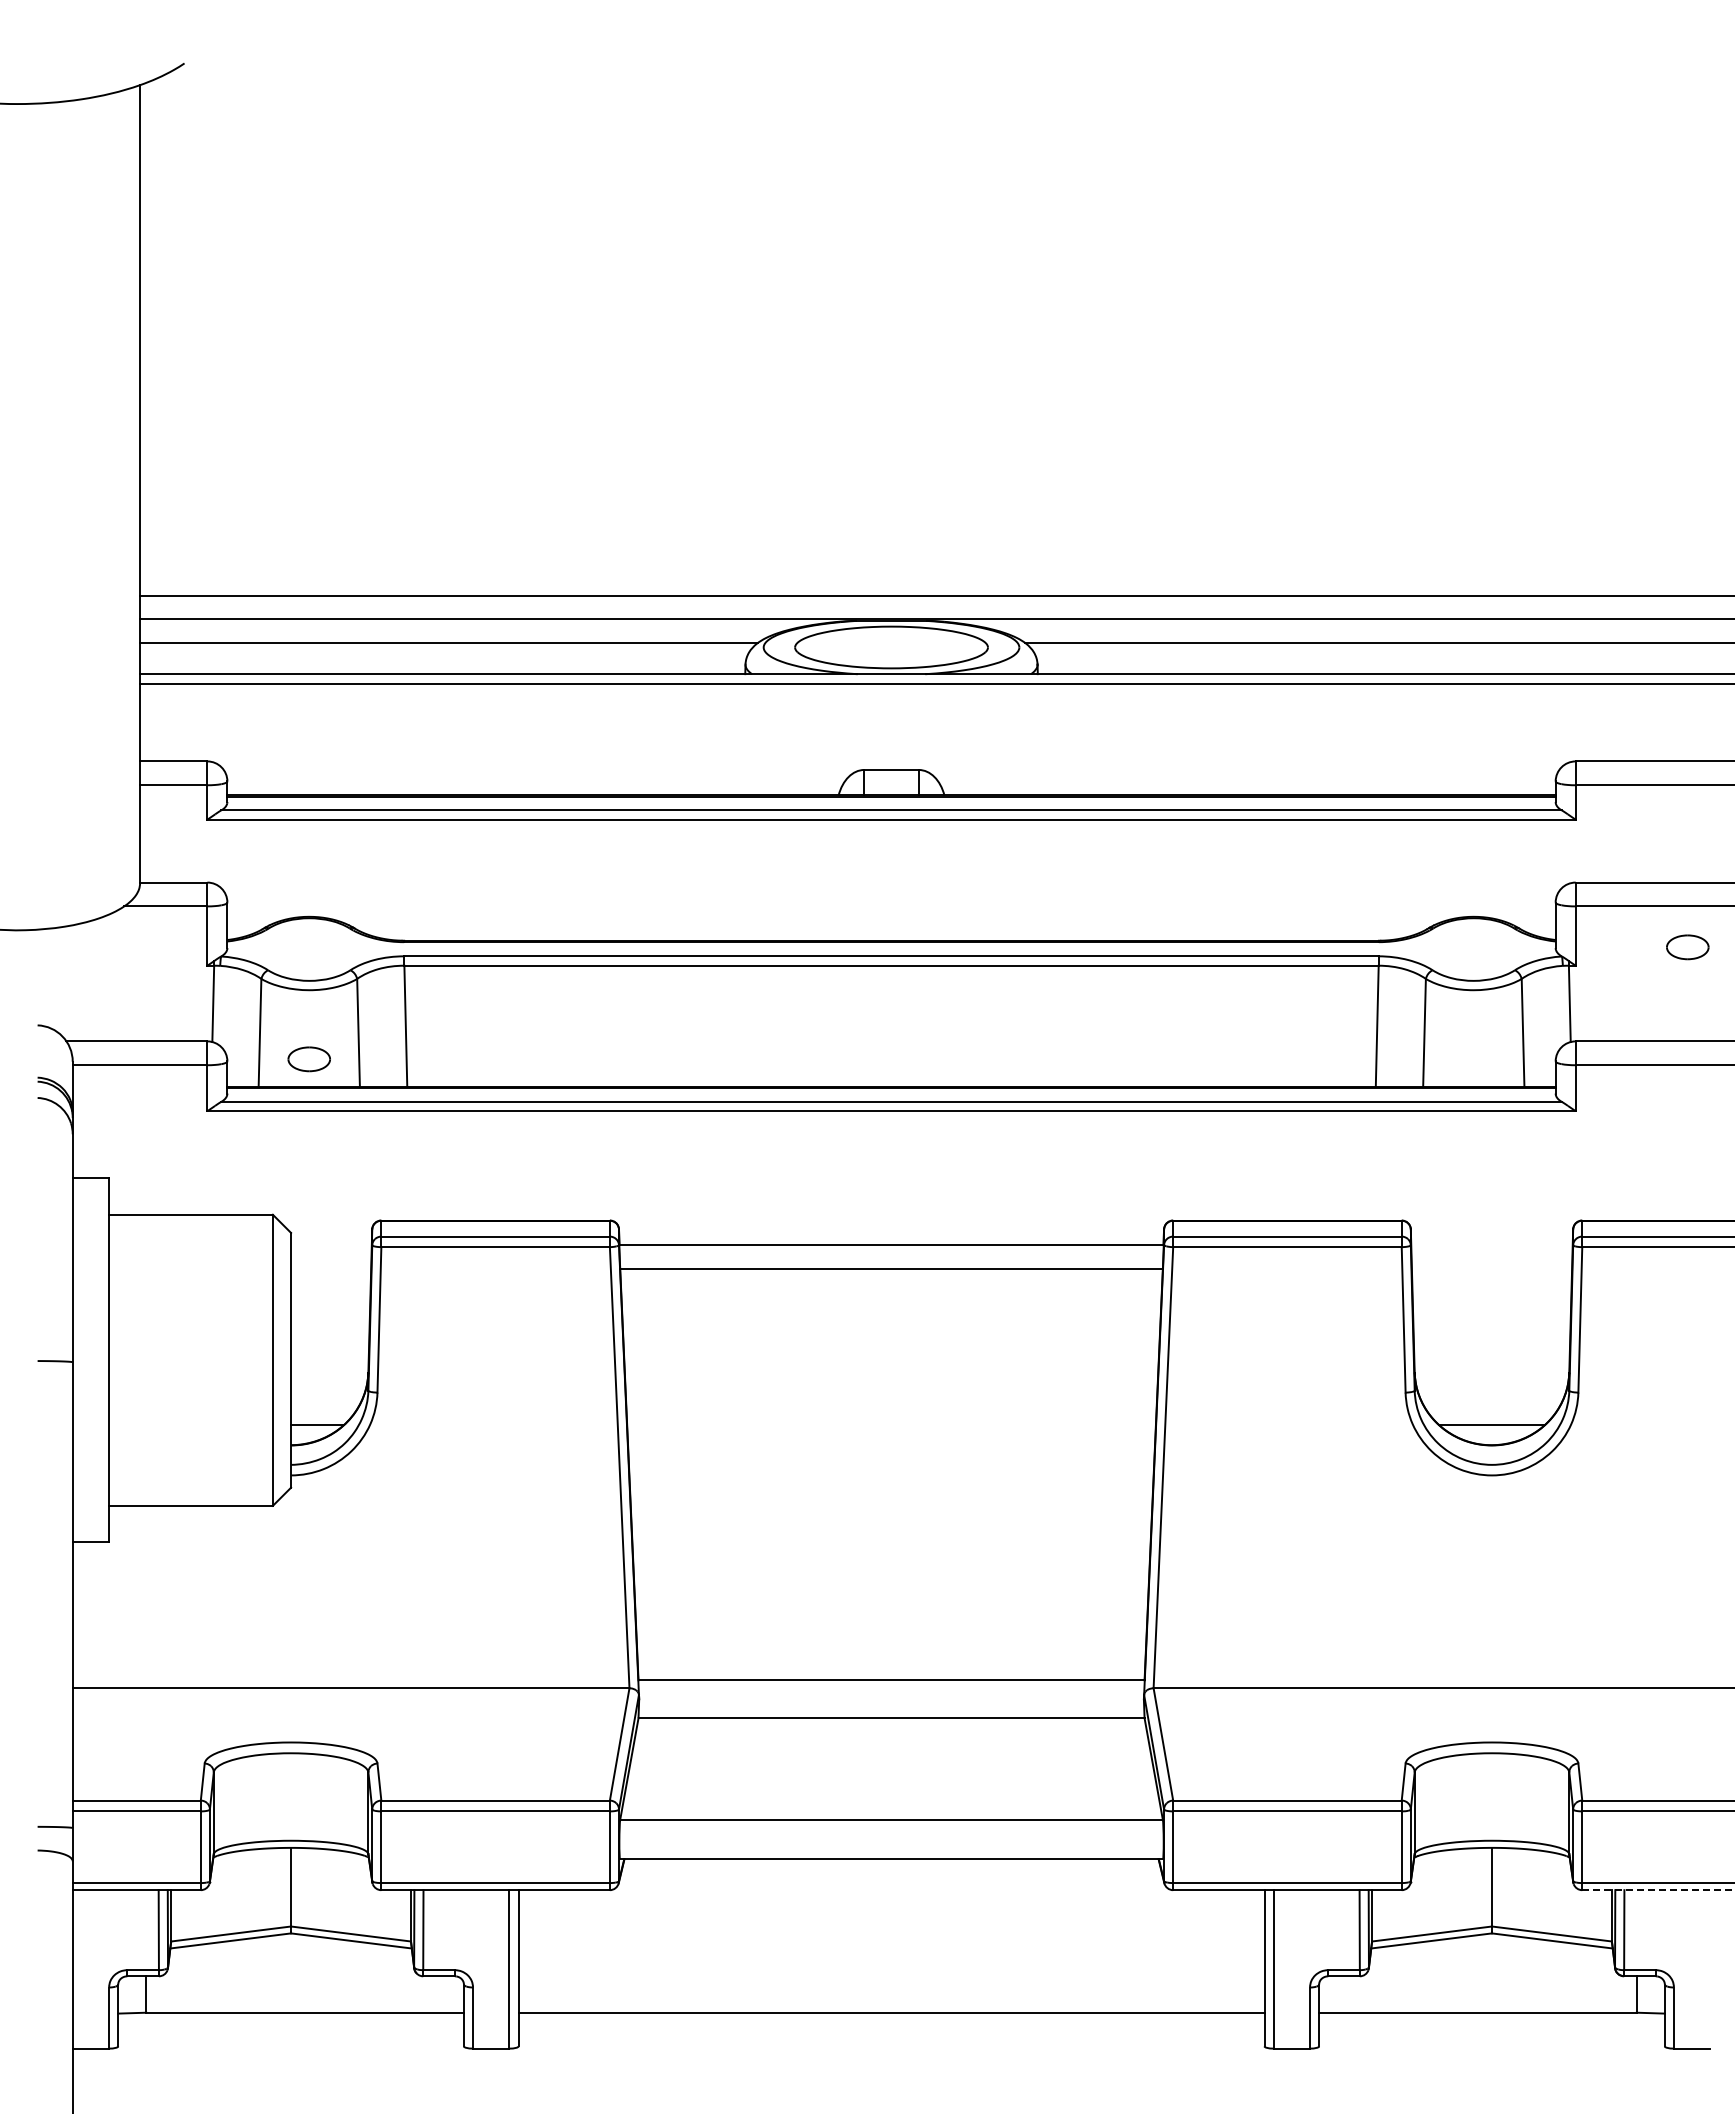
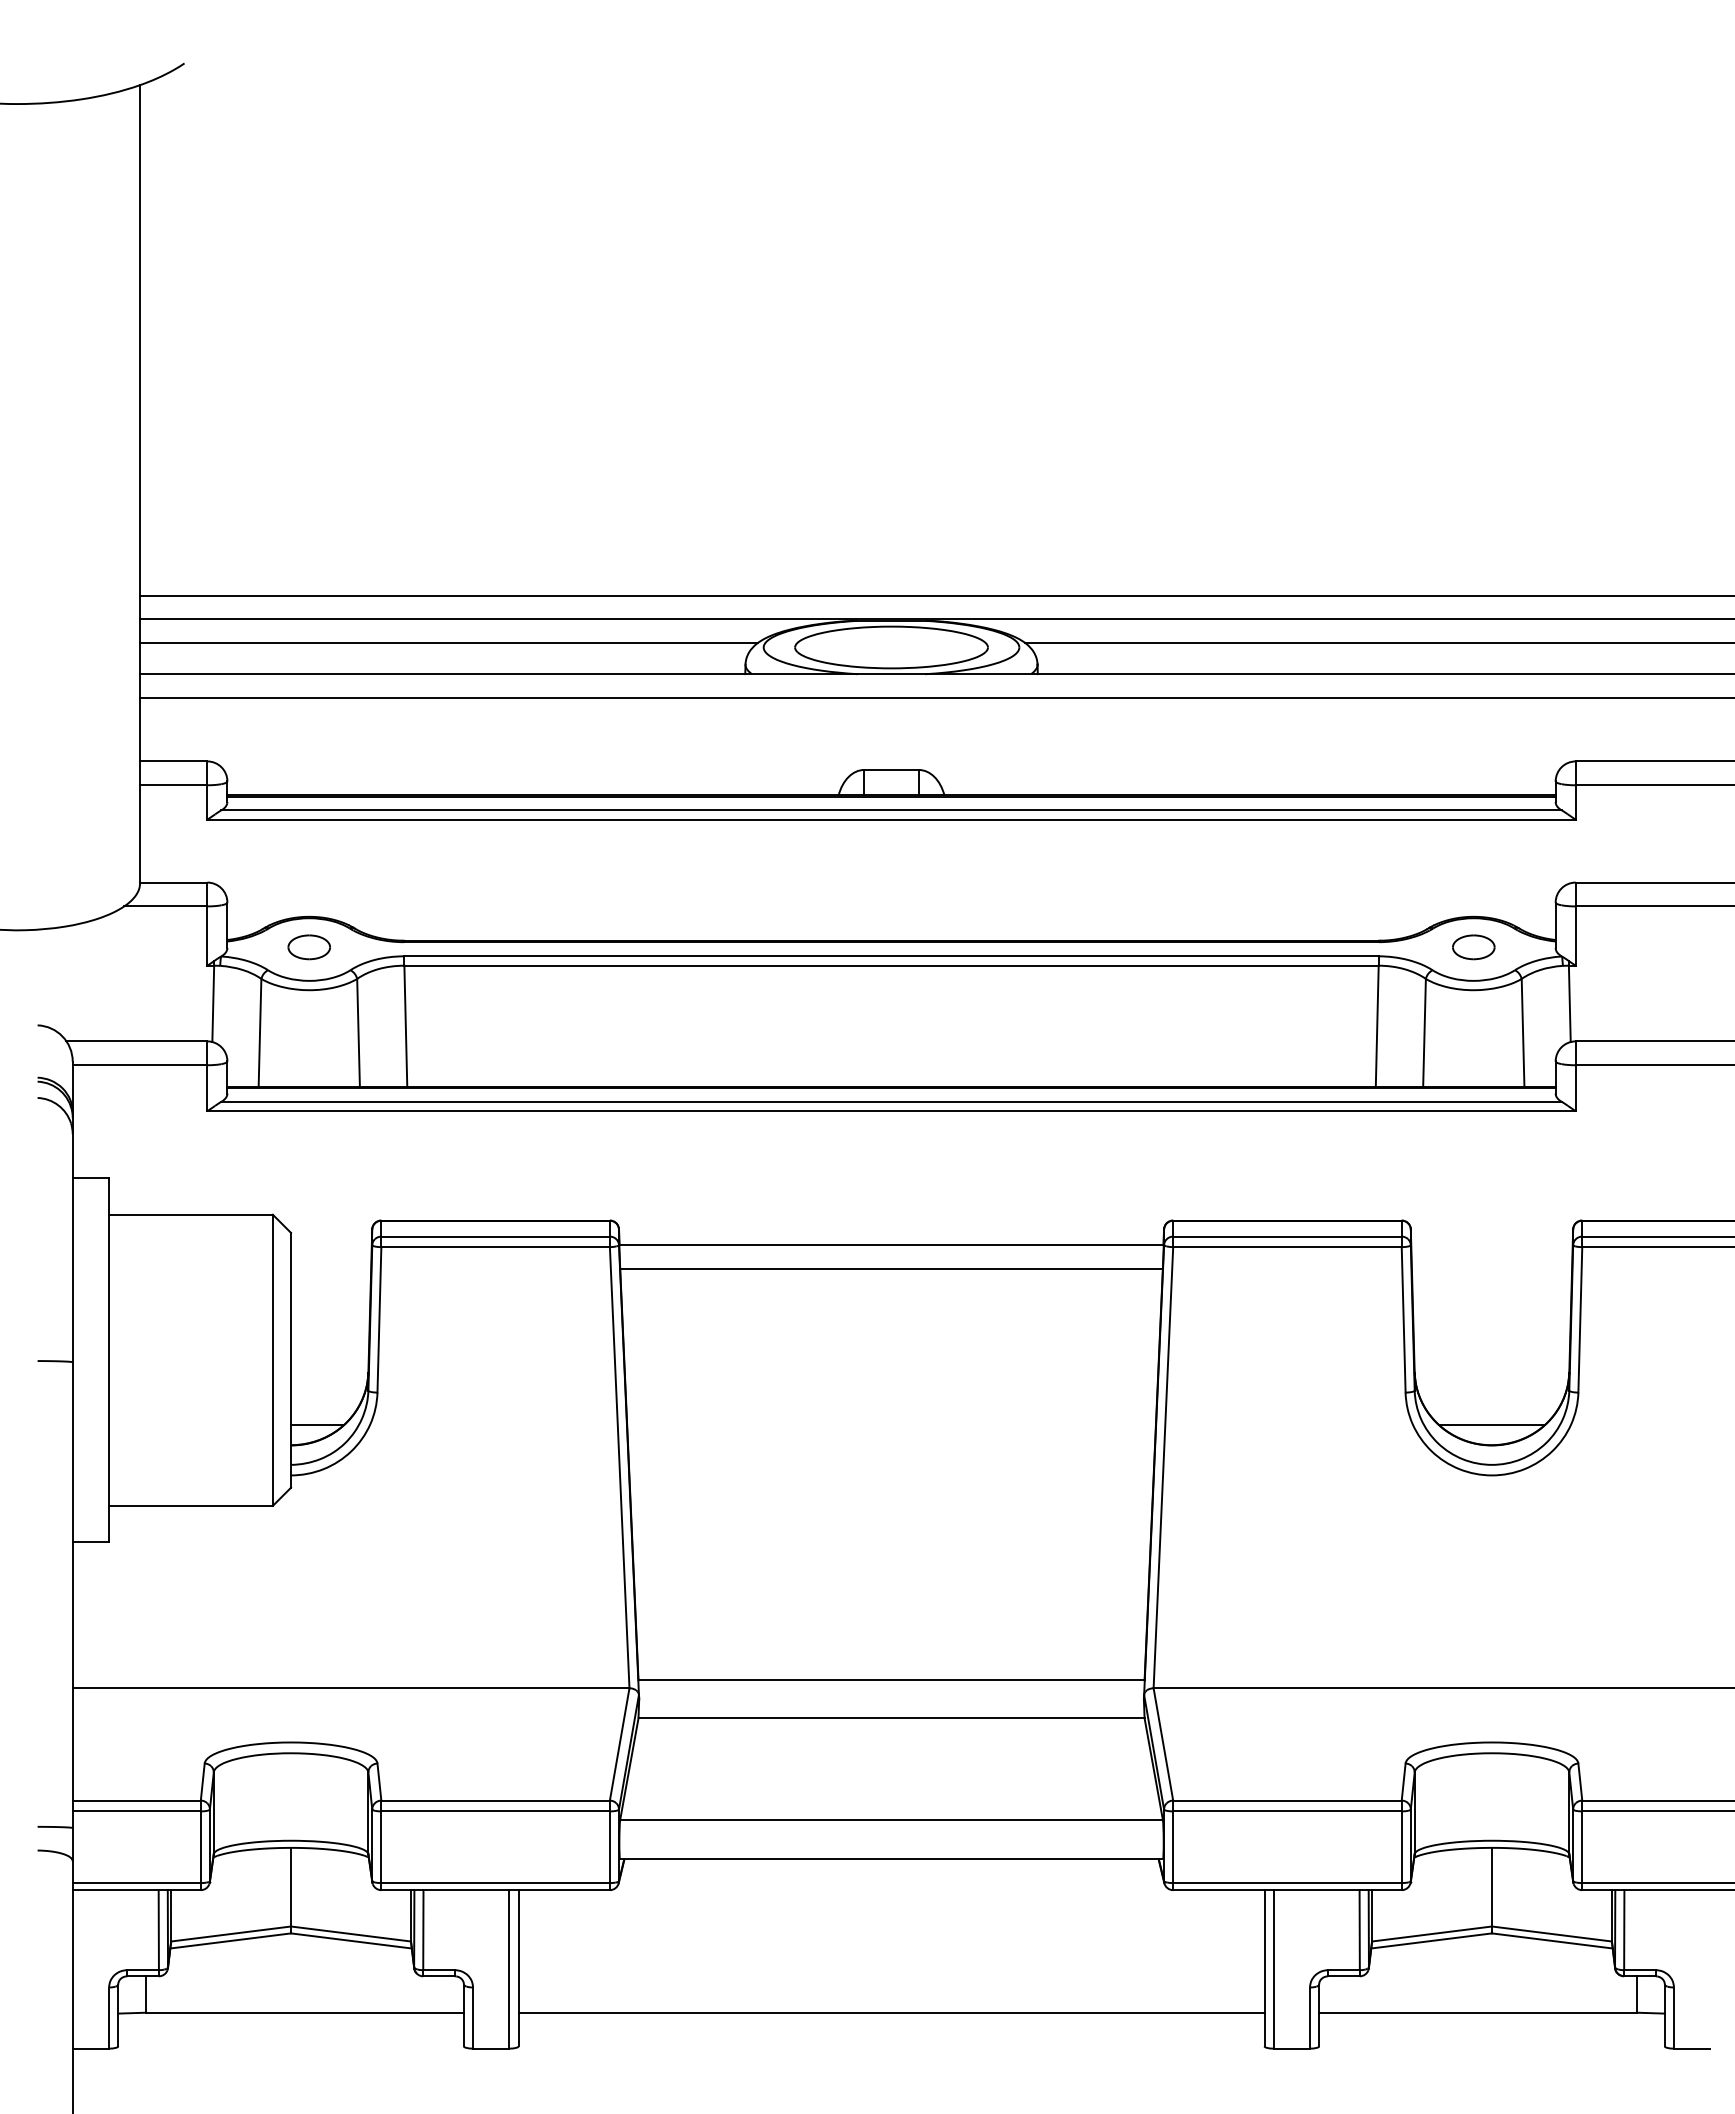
line position: (935, 683) -> (935, 697) (935, 697)
part position: (1687, 947) -> (1473, 947) (1473, 947)
part position: (308, 1059) -> (308, 947) (308, 947)
line: dashed -> solid (1659, 1890)
